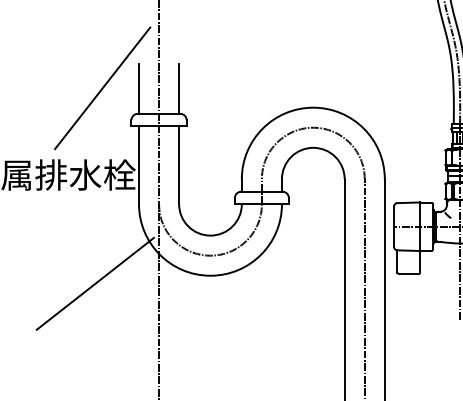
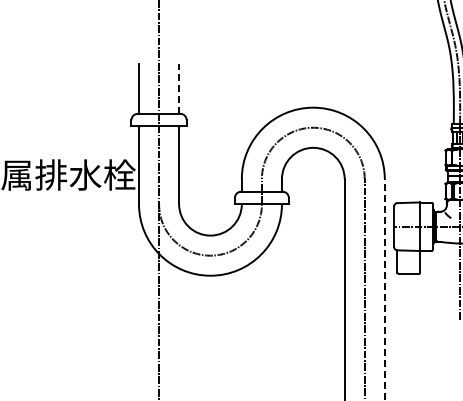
line: present -> none (102, 88)
line: solid -> dashed (179, 88)
line: present -> none (94, 283)
line: solid -> dashed (384, 289)
